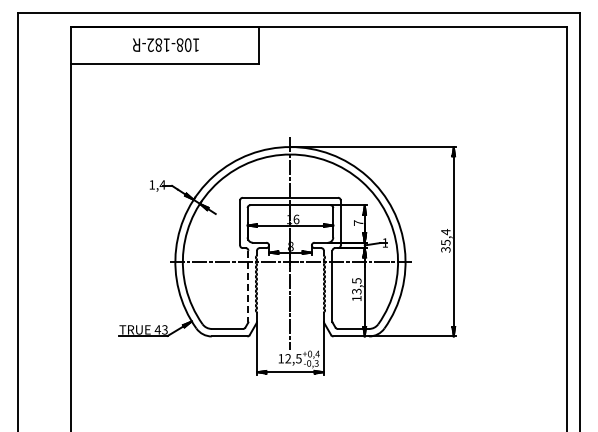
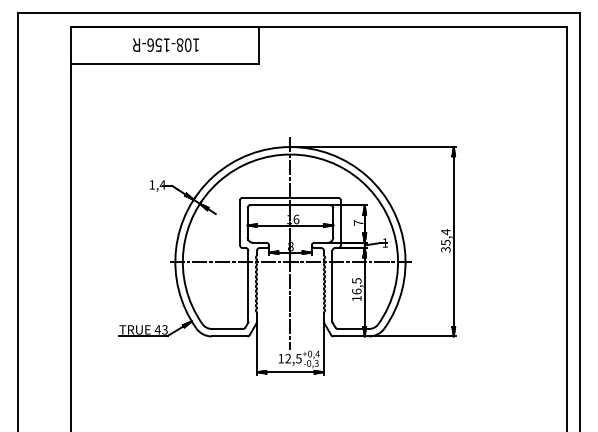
text: 108-182-R -> 108-156-R (154, 44)
line: dashed -> solid (248, 286)
text: 13,5 -> 16,5 (356, 291)
